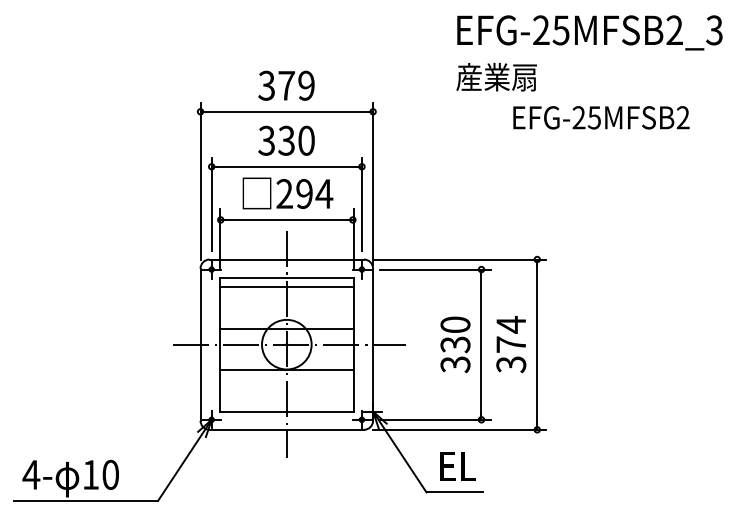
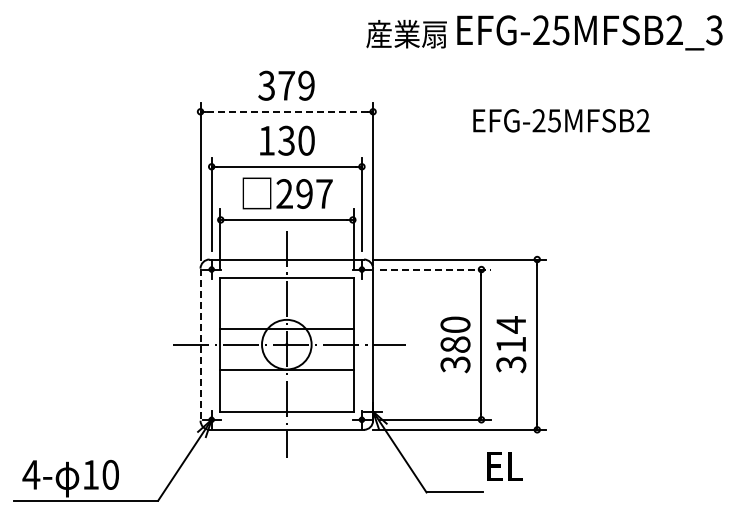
text position: (496, 77) -> (406, 34) (406, 34)
line: solid -> dashed (286, 111)
text position: (601, 117) -> (561, 120) (561, 120)
text: 330 -> 130 (266, 140)
text: 294 -> 297 (324, 193)
line: solid -> dashed (435, 269)
line: present -> none (286, 286)
text: 330 -> 380 (455, 344)
text: 374 -> 314 (510, 344)
line: solid -> dashed (200, 345)
text position: (457, 466) -> (504, 466) (504, 466)
